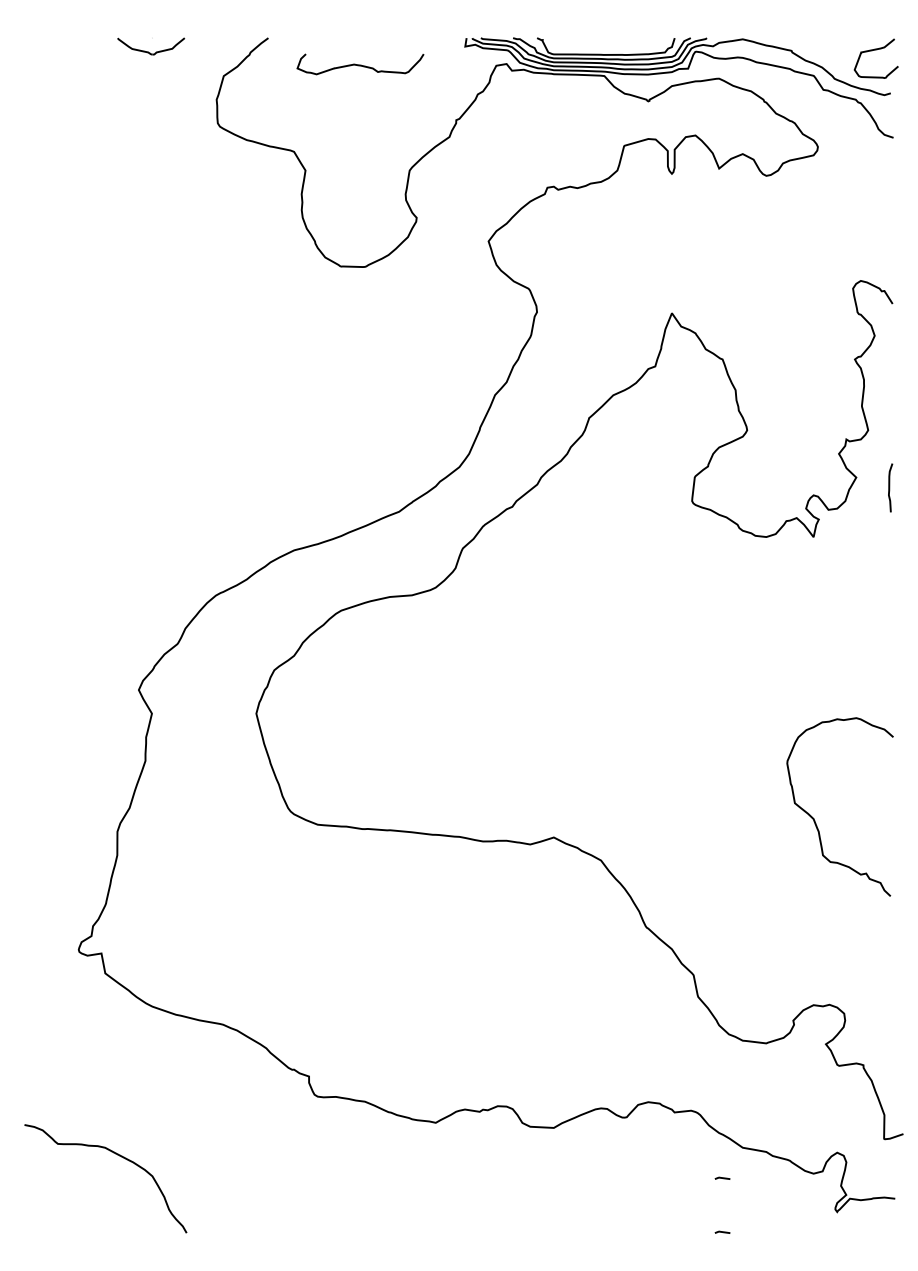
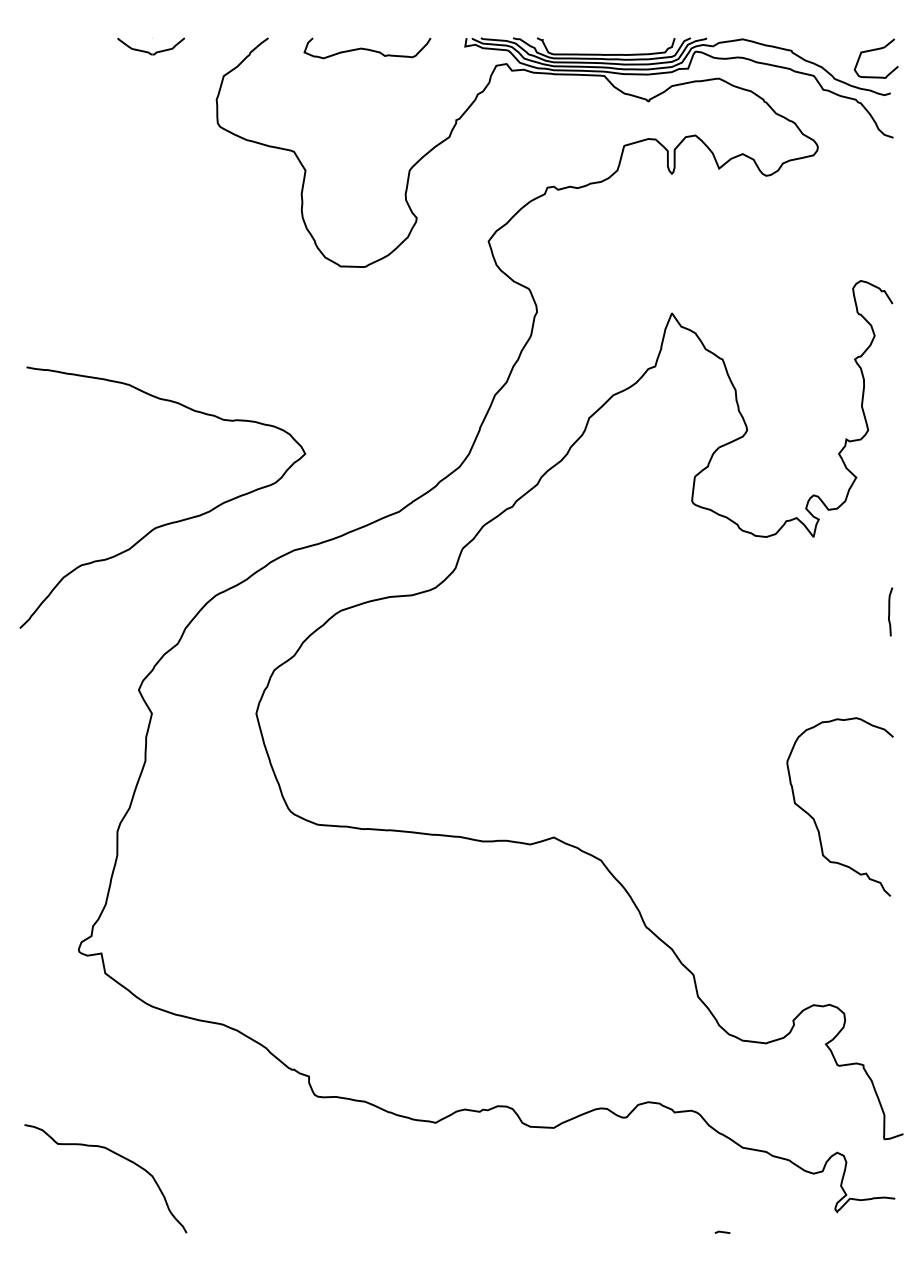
curve position: (360, 64) -> (367, 48) (367, 48)
curve position: (890, 487) -> (890, 611) (890, 611)
curve: none -> present (169, 522)
line: present -> none (722, 1177)
